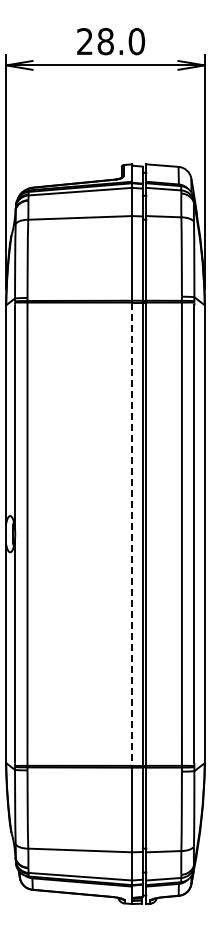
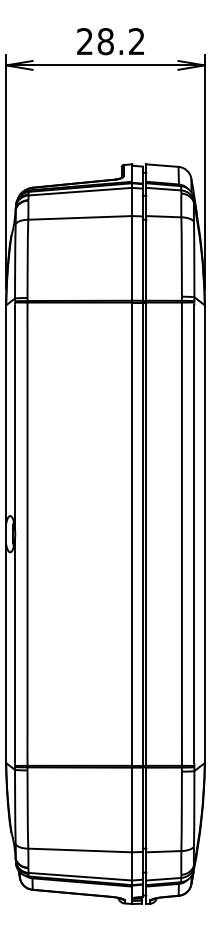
text: 28.0 -> 28.2 (136, 41)
line: dashed -> solid (132, 534)
